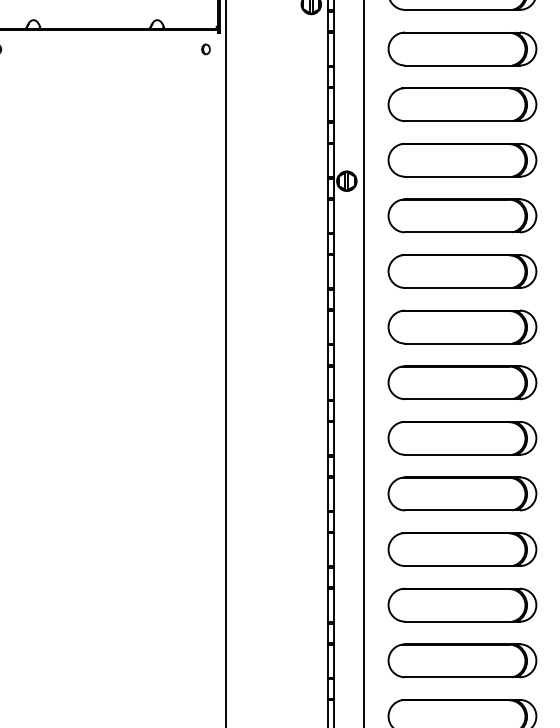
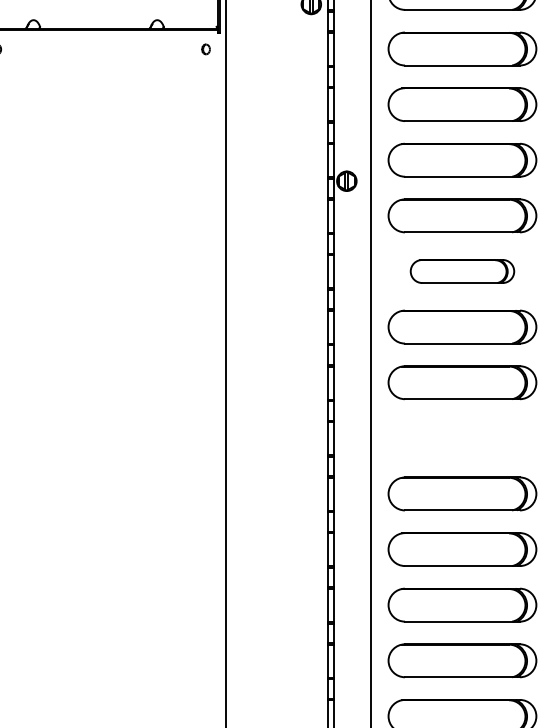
part size: 151x35 px -> 107x25 px (462, 271)
line position: (363, 363) -> (370, 363) (370, 363)
part: present -> none (462, 438)
